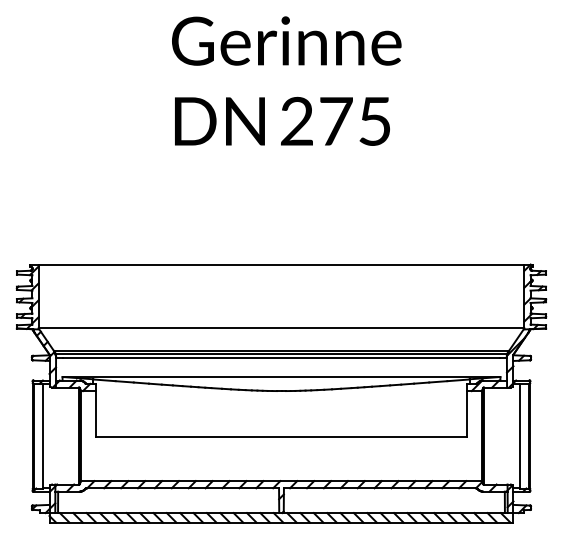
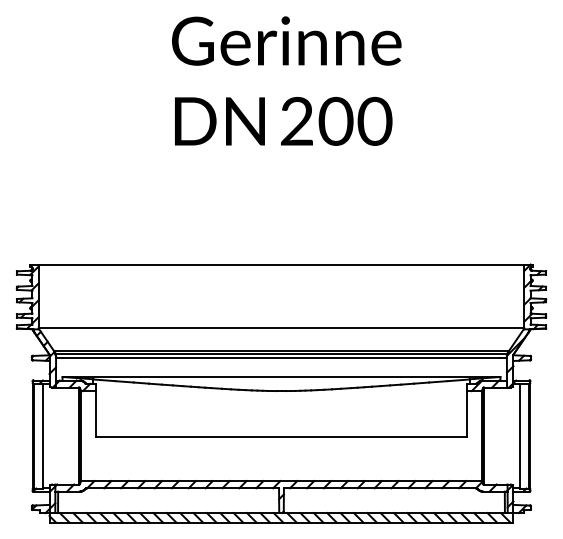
text: 275 -> 200 (355, 120)
